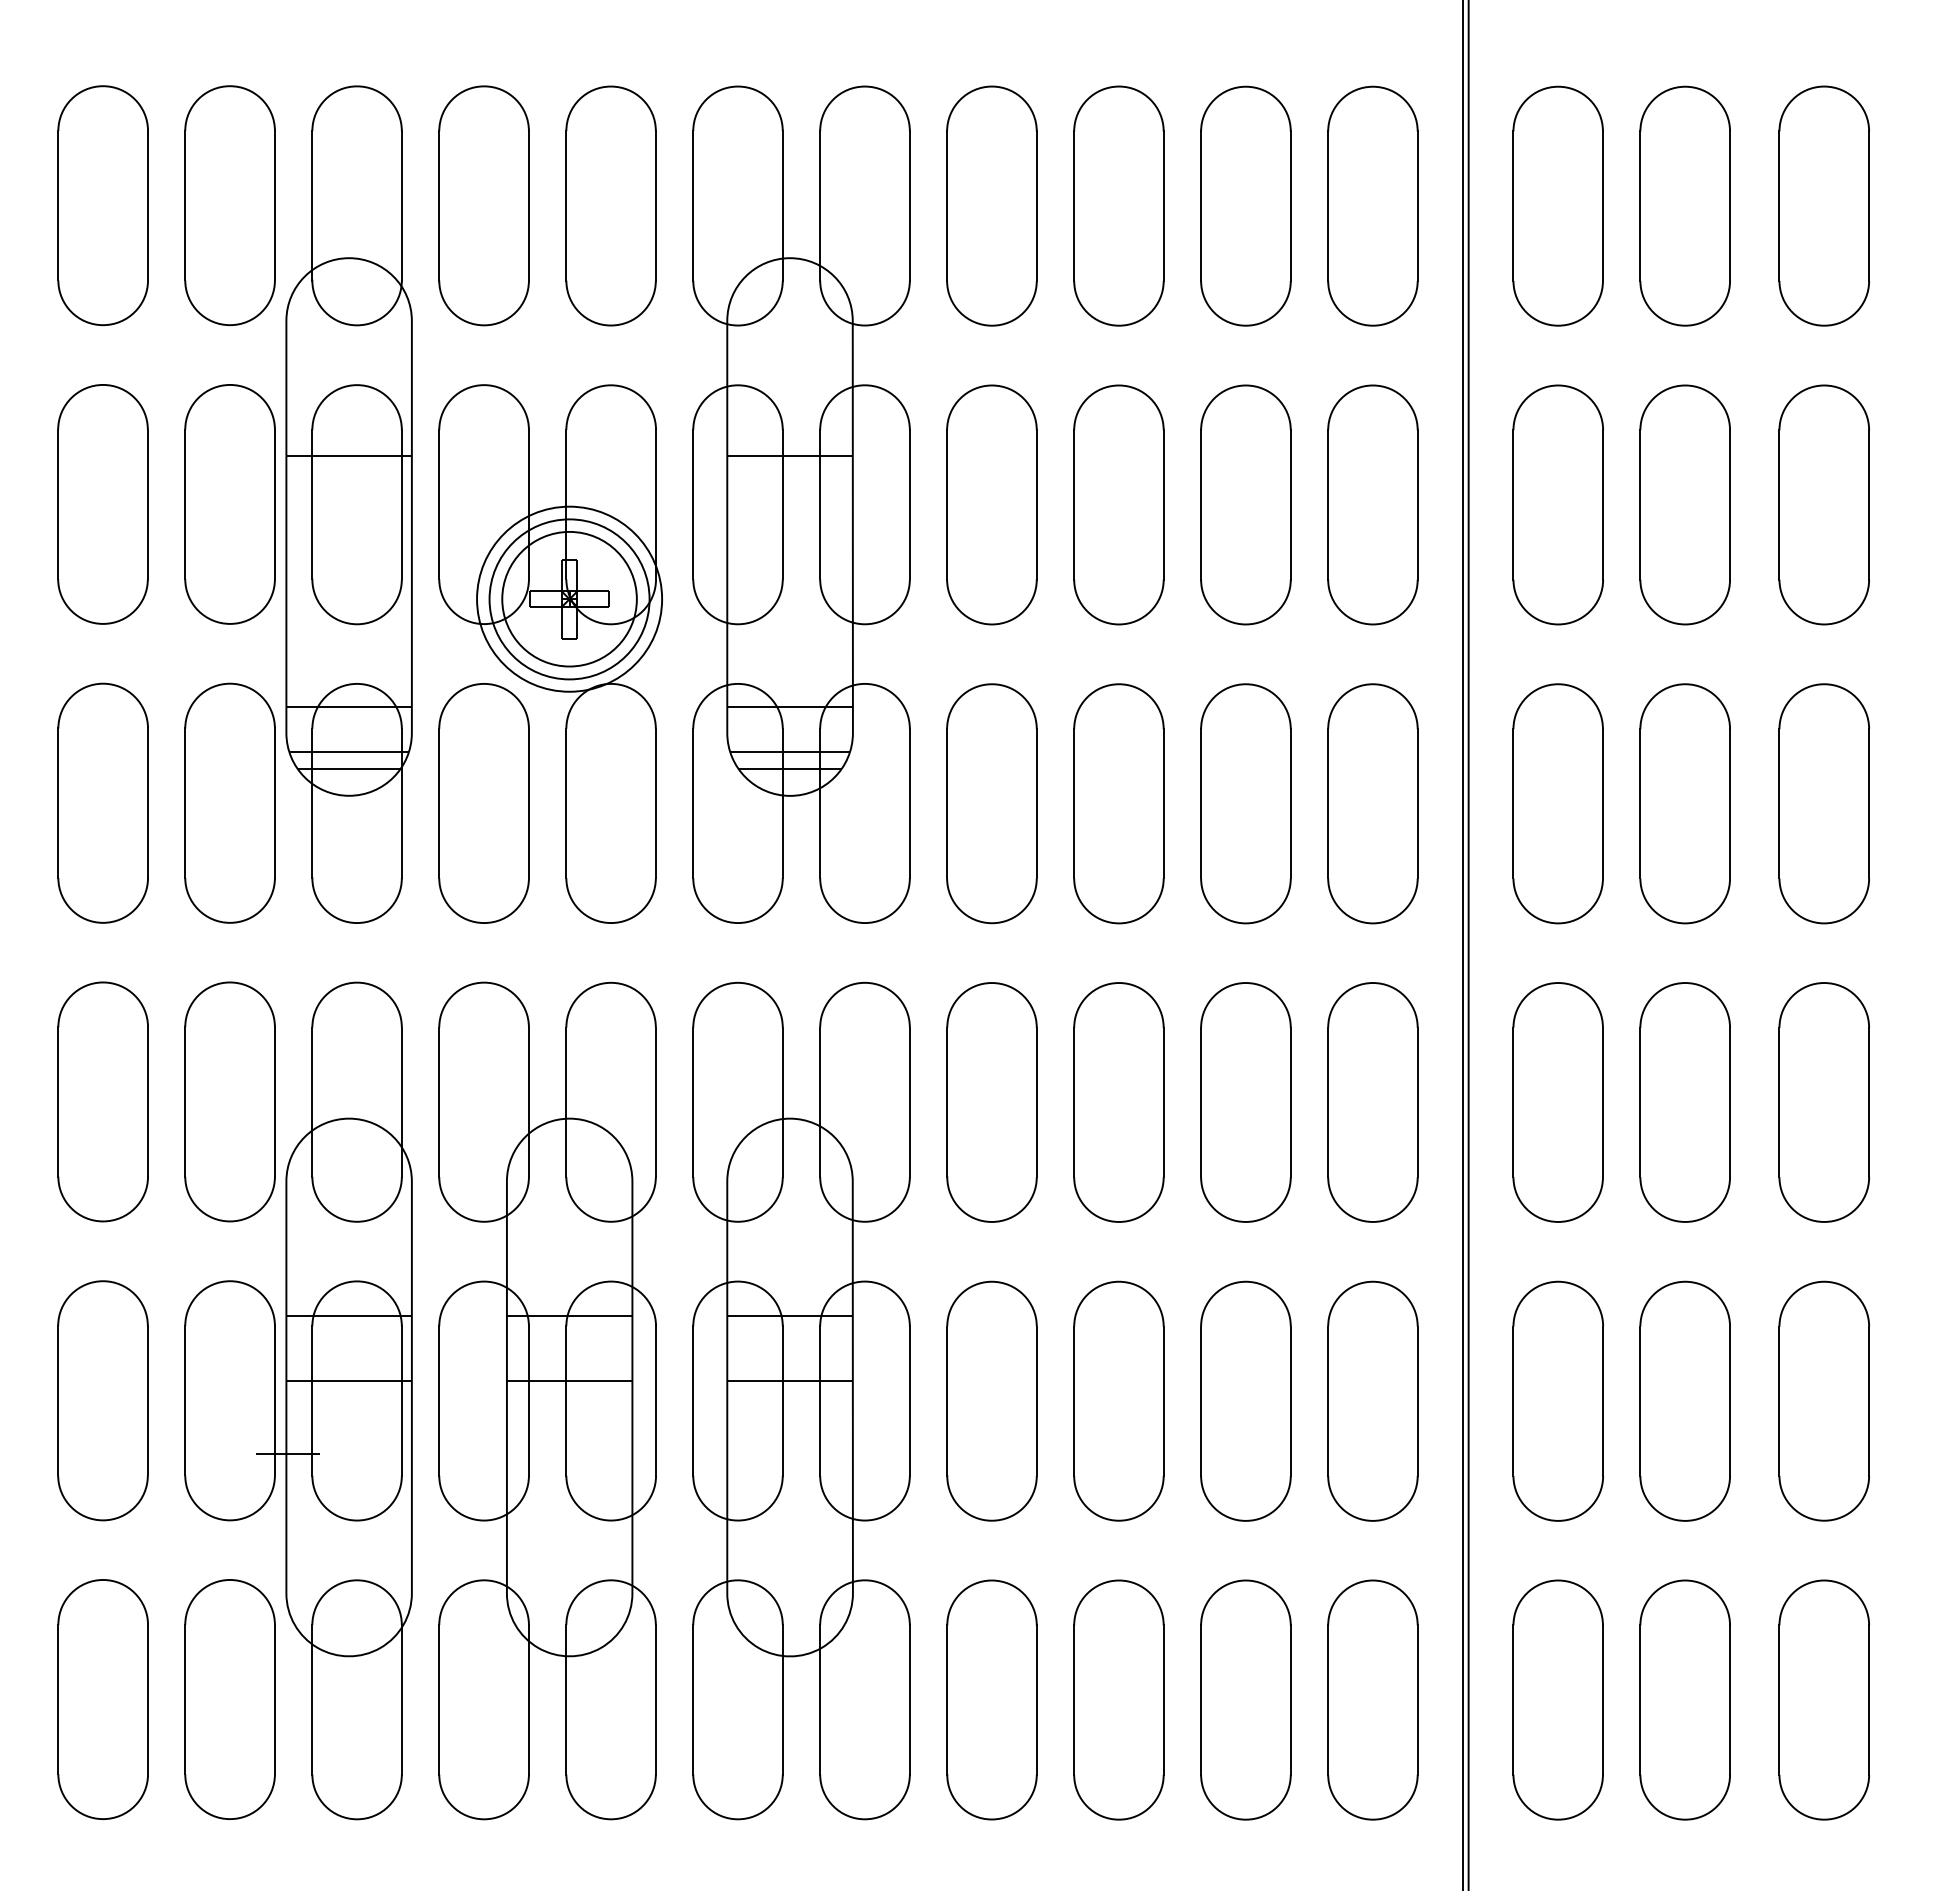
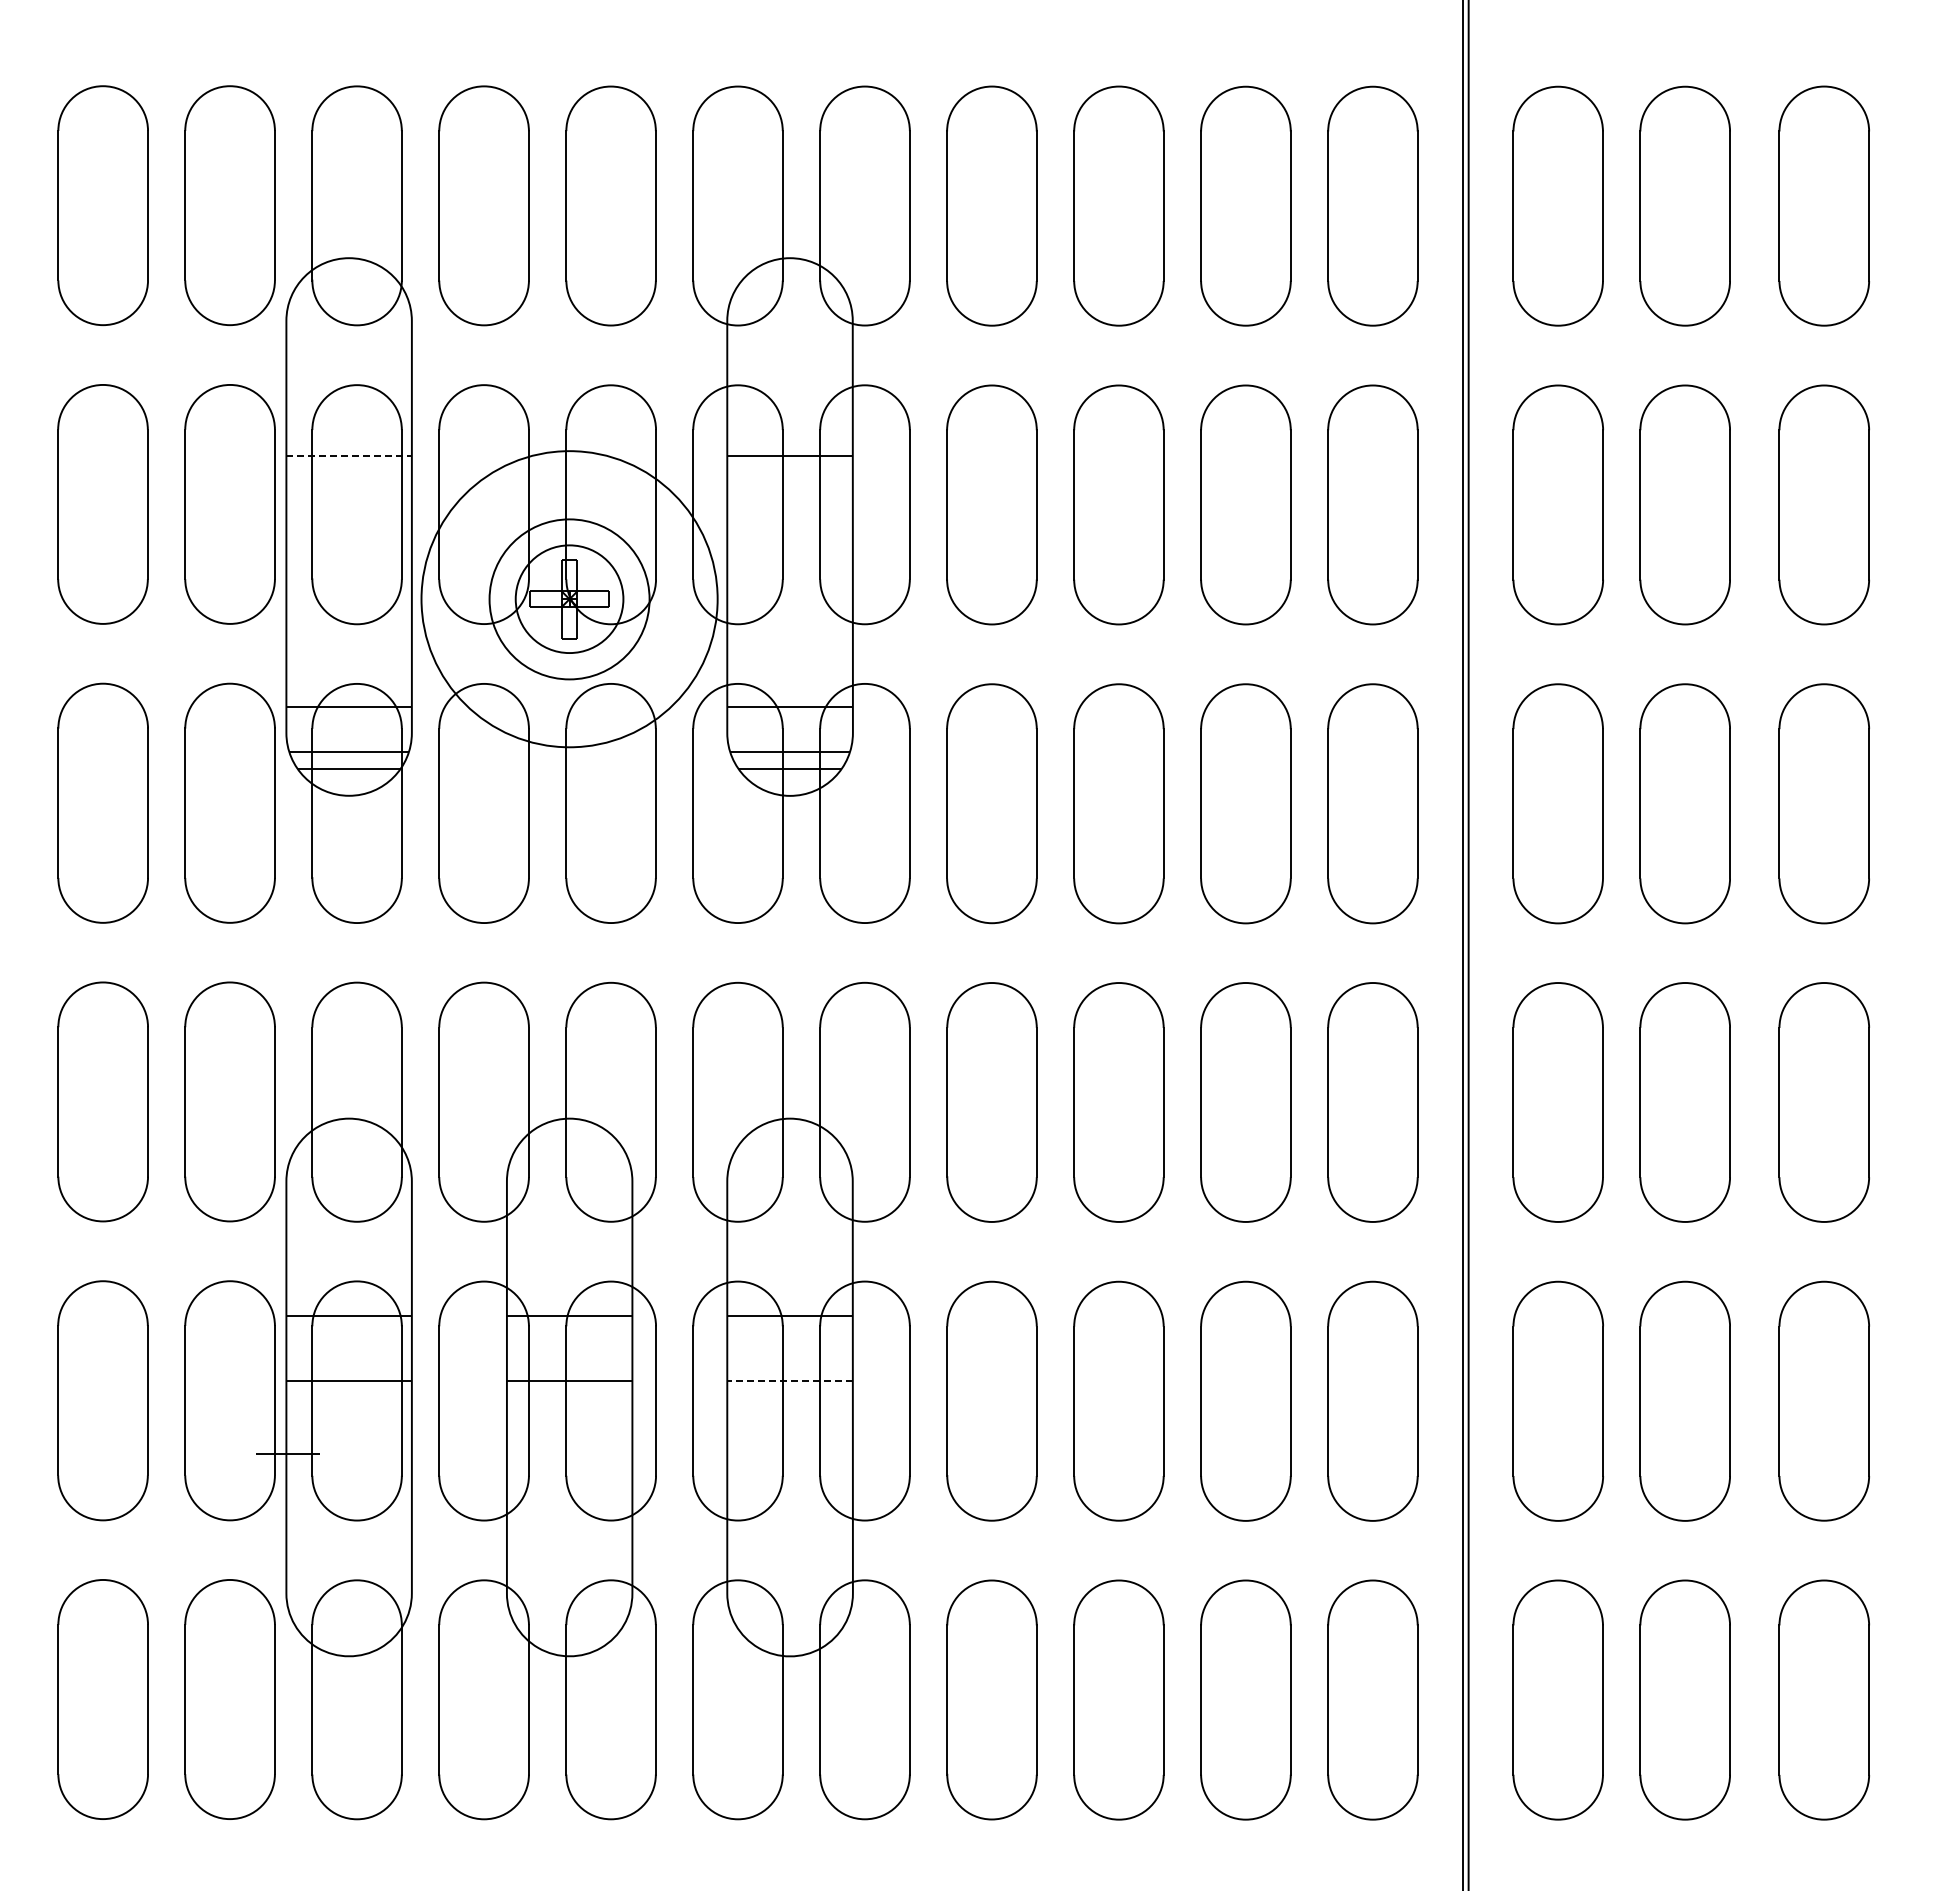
line: solid -> dashed (349, 455)
circle diameter: 135 px -> 108 px (569, 599)
circle diameter: 185 px -> 296 px (569, 599)
line: solid -> dashed (790, 1380)
